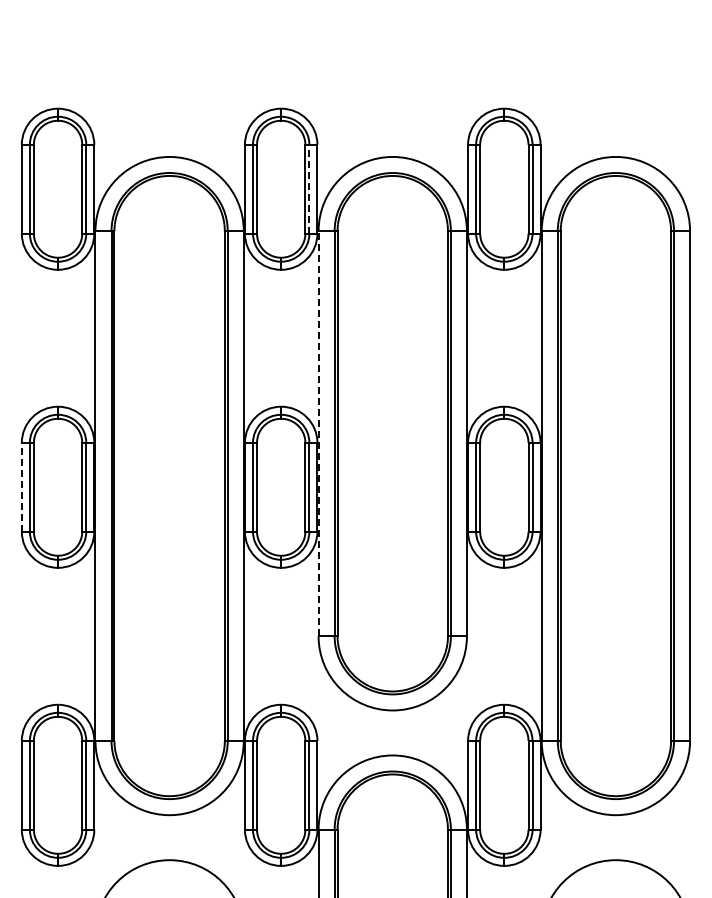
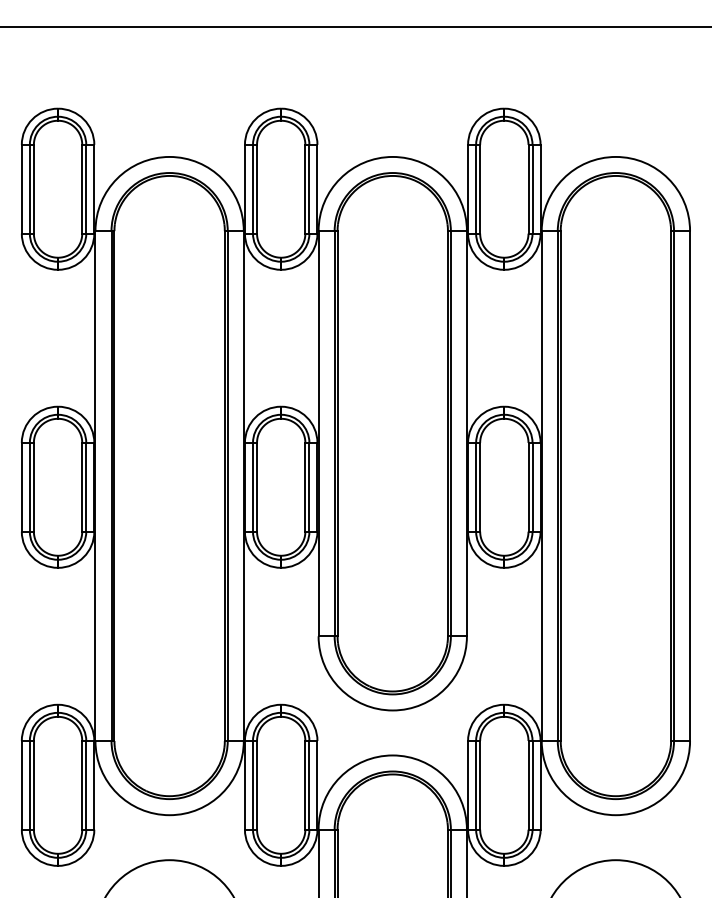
line: none -> present (355, 26)
line: dashed -> solid (309, 188)
line: dashed -> solid (318, 433)
line: dashed -> solid (21, 486)
